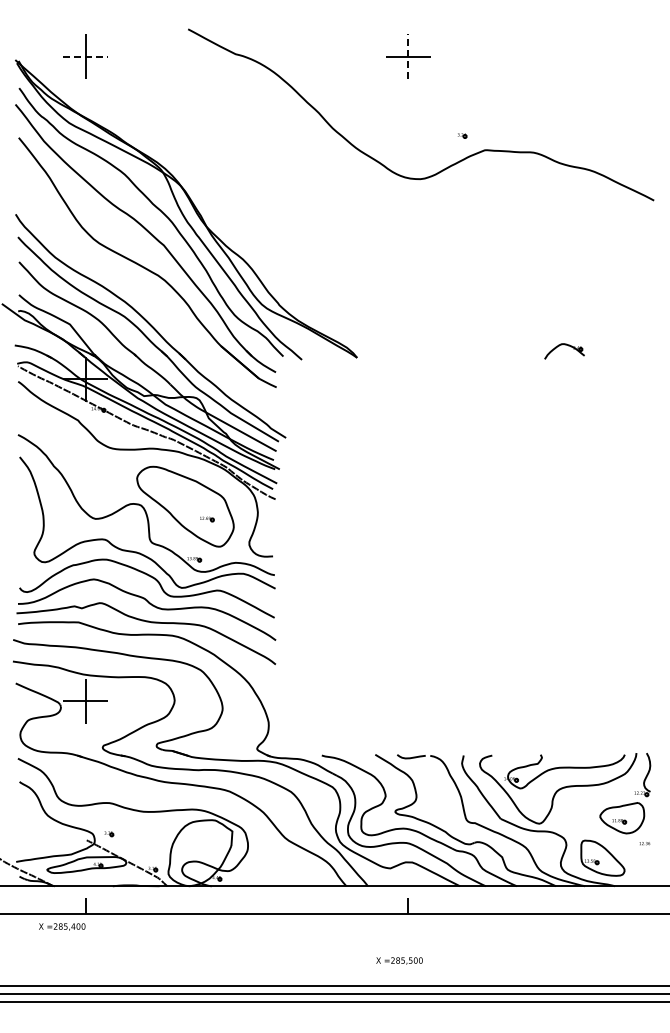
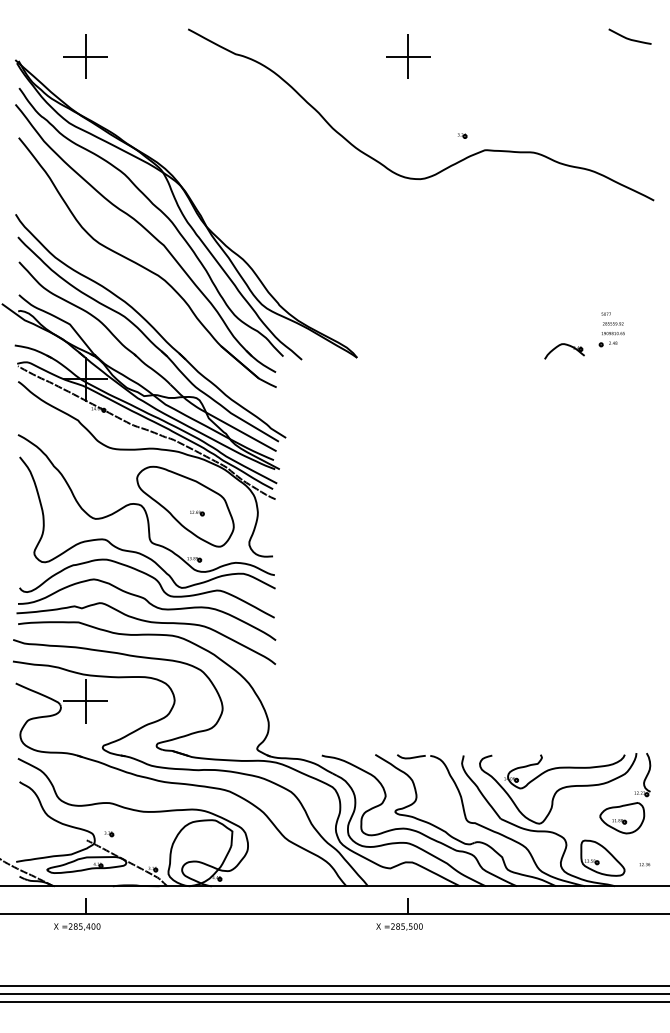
curve: none -> present (629, 38)
line: dashed -> solid (85, 56)
line: dashed -> solid (408, 56)
part: none -> present (611, 329)
part position: (207, 519) -> (197, 513) (197, 513)
text position: (644, 843) -> (644, 864) (644, 864)
text position: (62, 926) -> (77, 926) (77, 926)
text position: (399, 960) -> (399, 926) (399, 926)
